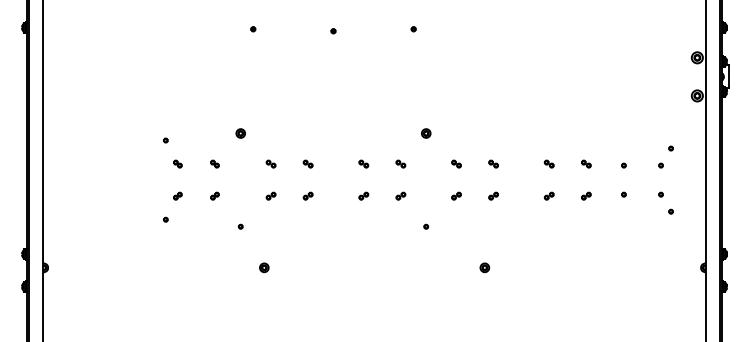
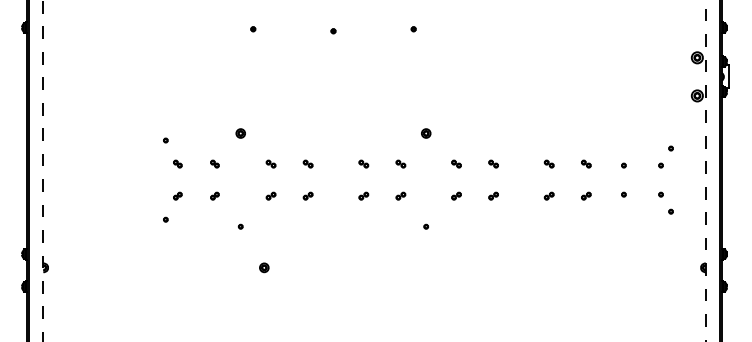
line: solid -> dashed (705, 170)
line: solid -> dashed (43, 171)
part: present -> none (484, 267)
